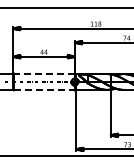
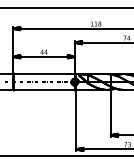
line: dashed -> solid (44, 73)
line: dashed -> solid (45, 90)
